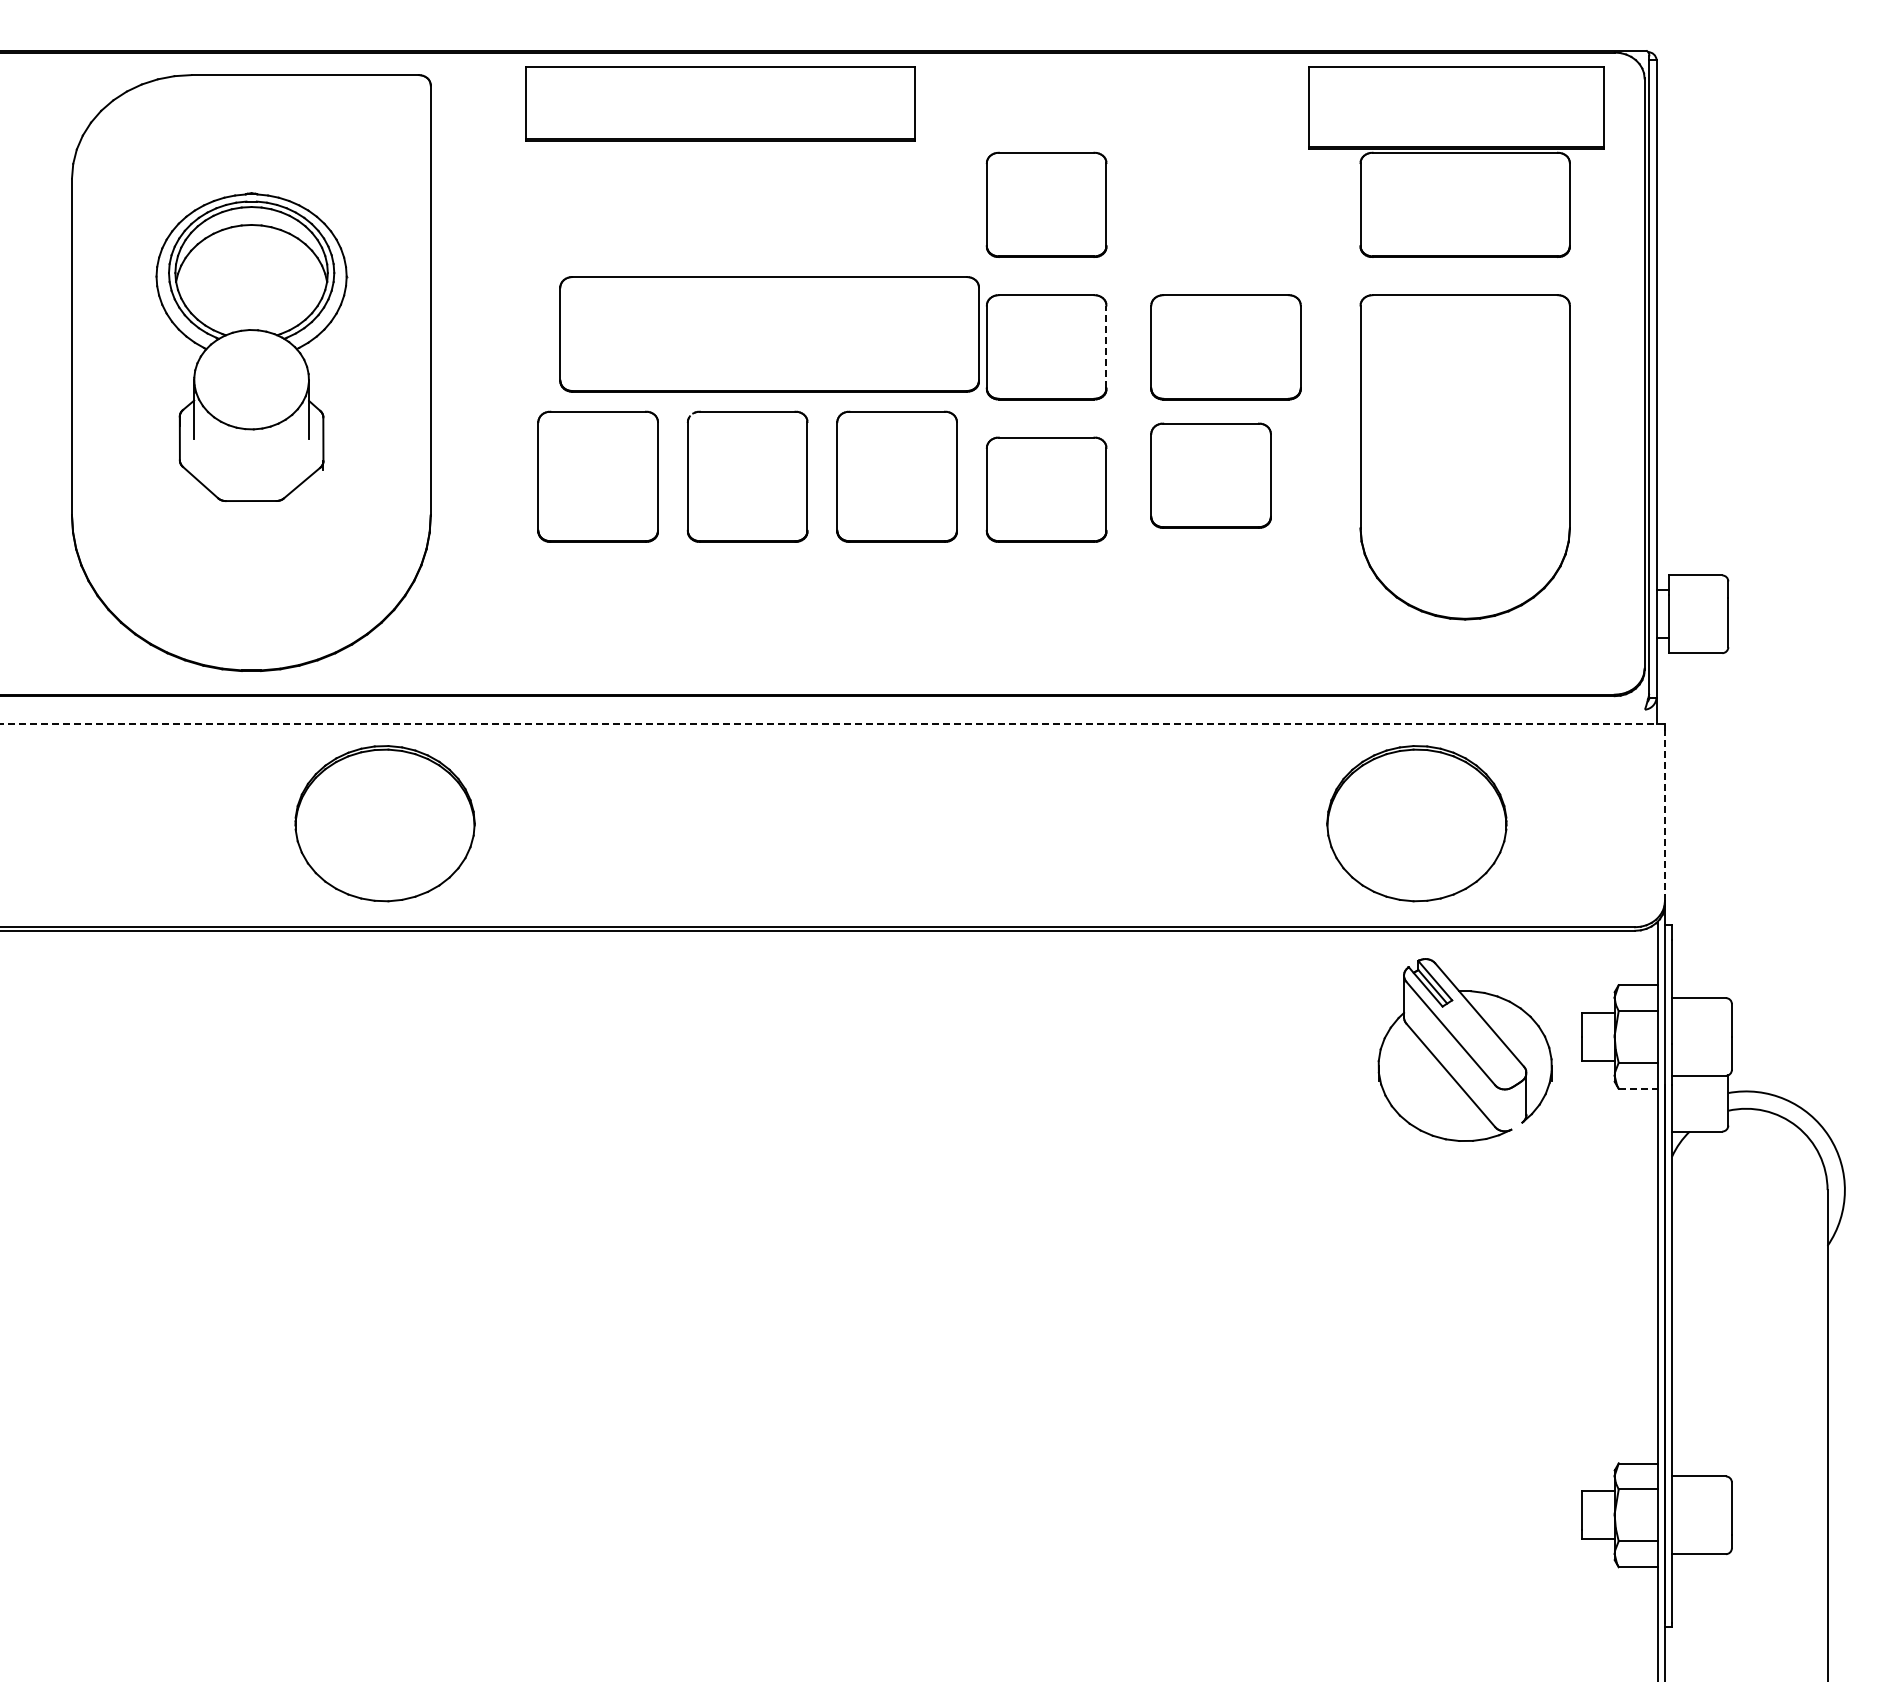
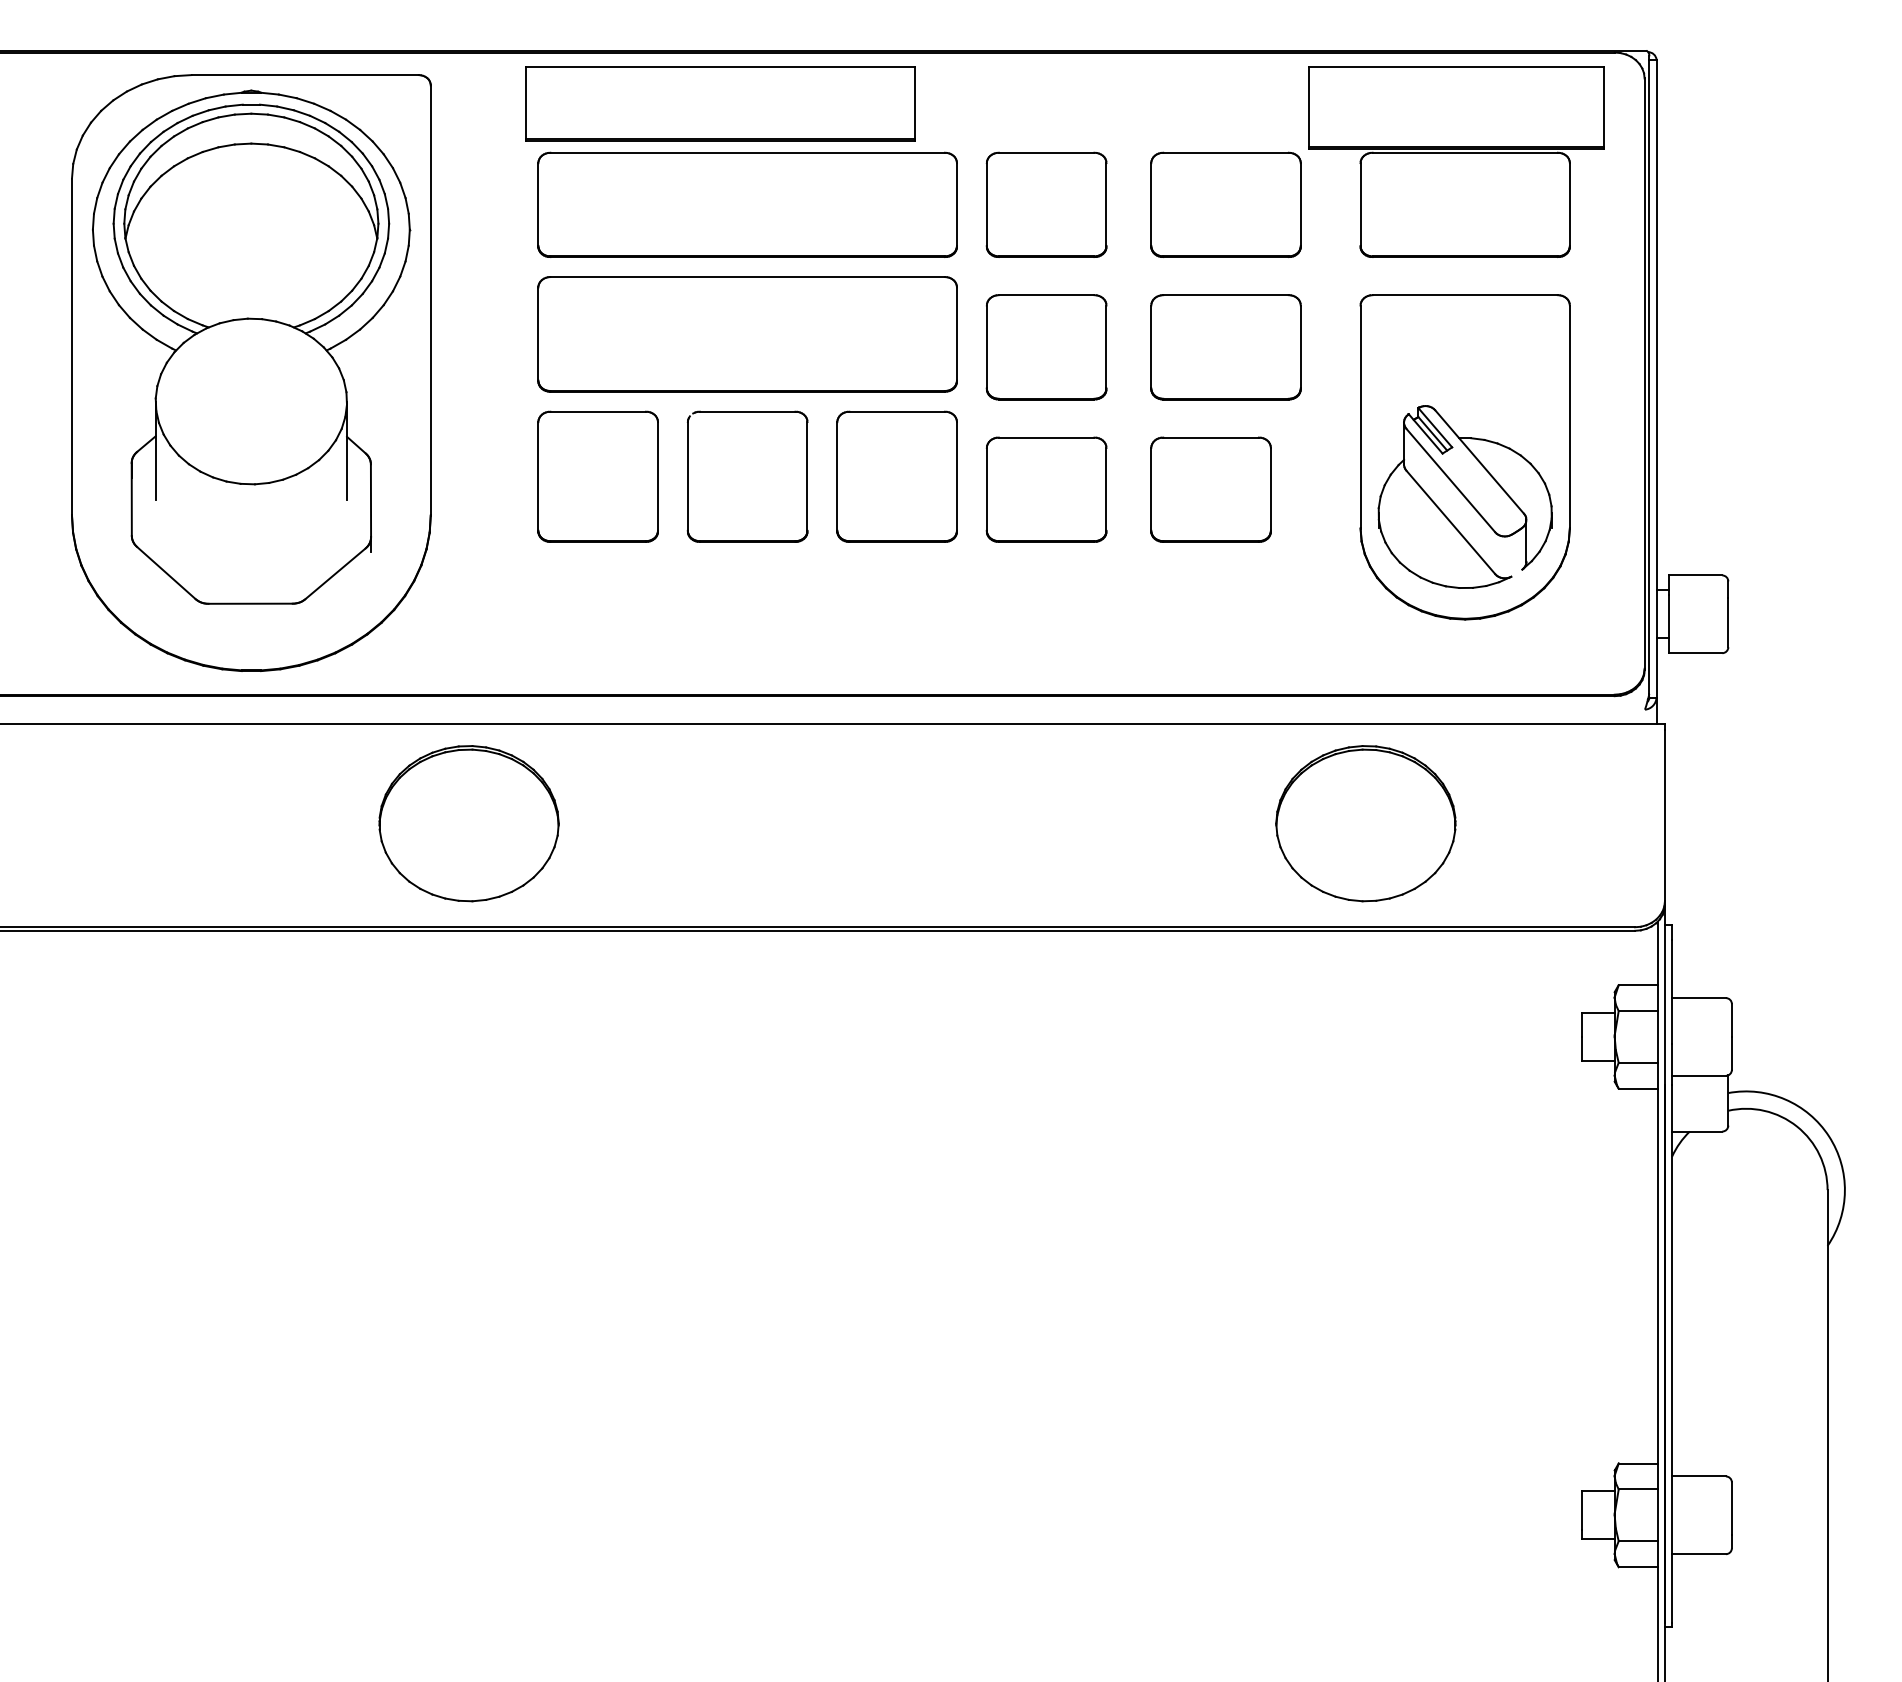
part: none -> present (747, 204)
part: none -> present (1225, 204)
part position: (769, 334) -> (747, 334) (747, 334)
part size: 194x310 px -> 320x516 px (251, 346)
line: dashed -> solid (1106, 346)
part position: (1210, 475) -> (1210, 489) (1210, 489)
line: dashed -> solid (832, 724)
line: dashed -> solid (1664, 815)
part position: (384, 823) -> (468, 823) (468, 823)
part position: (1416, 823) -> (1365, 823) (1365, 823)
part position: (1464, 1049) -> (1464, 496) (1464, 496)
line: dashed -> solid (1638, 1088)
